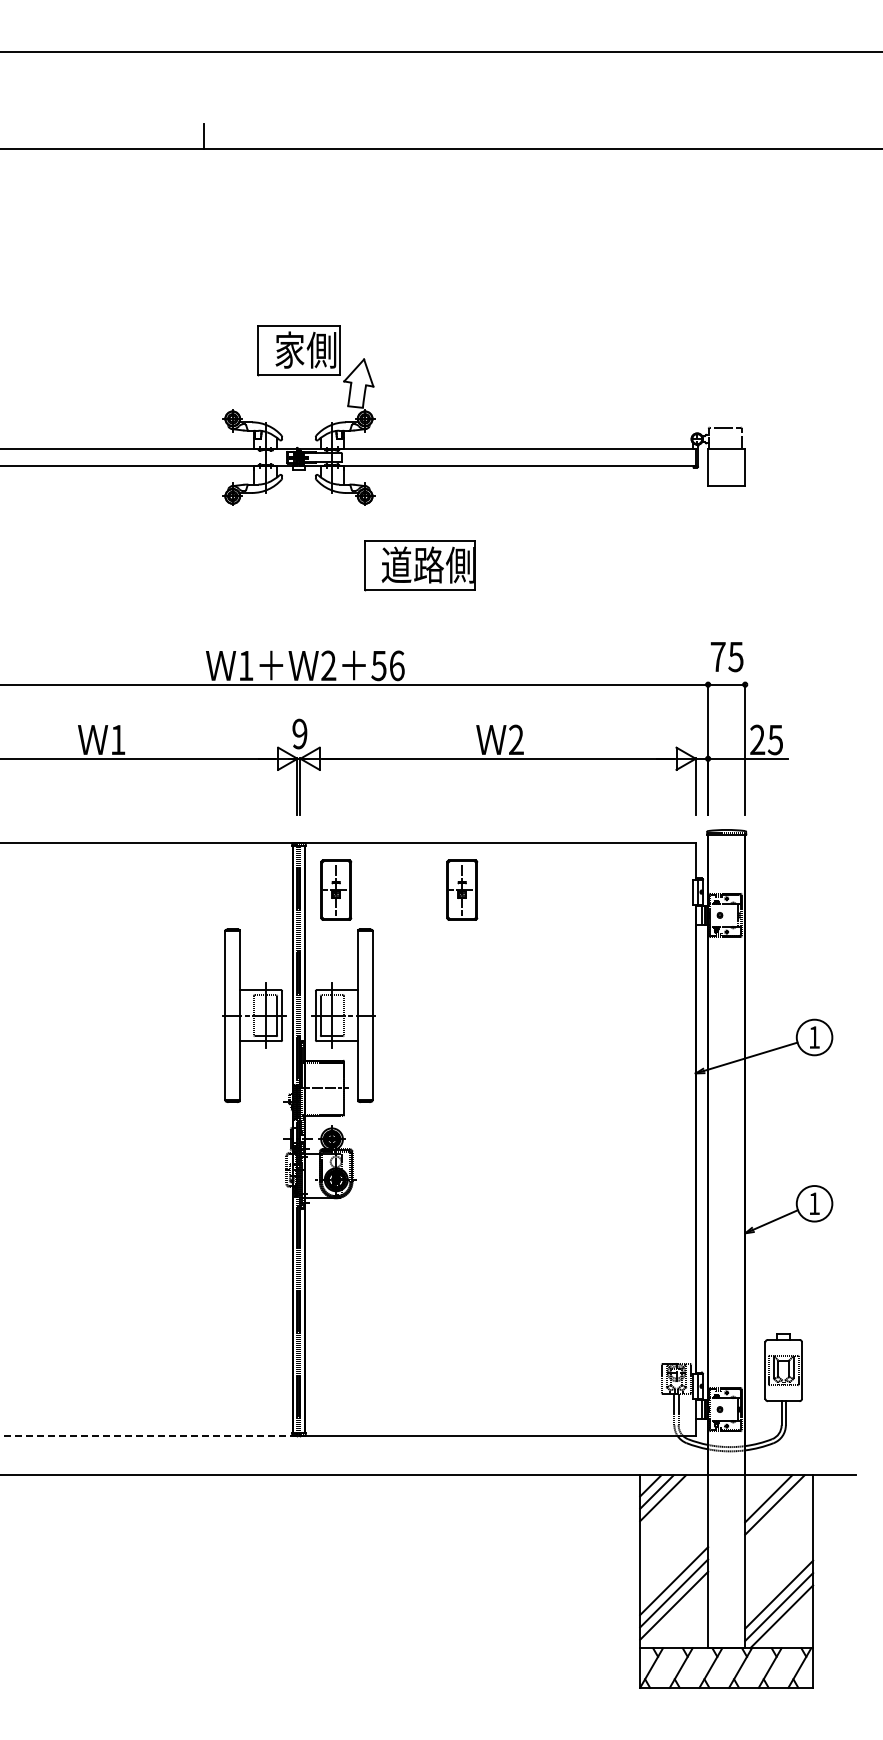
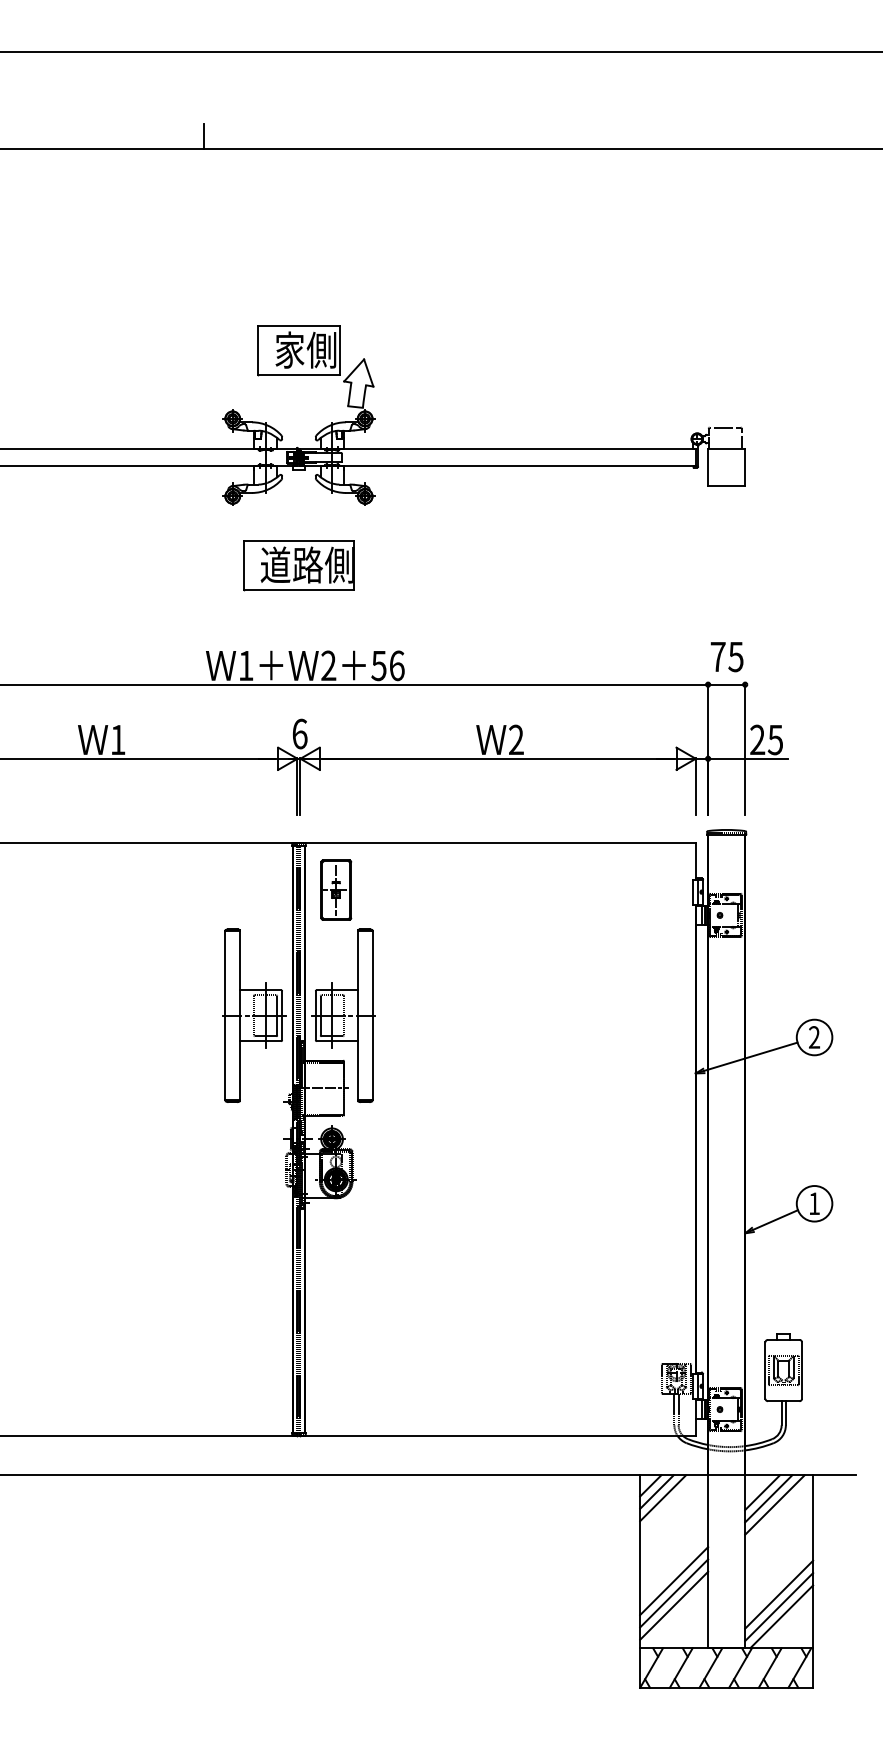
part position: (419, 565) -> (298, 565) (298, 565)
text: 9 -> 6 (299, 733)
part: present -> none (462, 889)
text: 1 -> 2 (814, 1037)
line: dashed -> solid (148, 1435)
line: none -> present (762, 1492)
